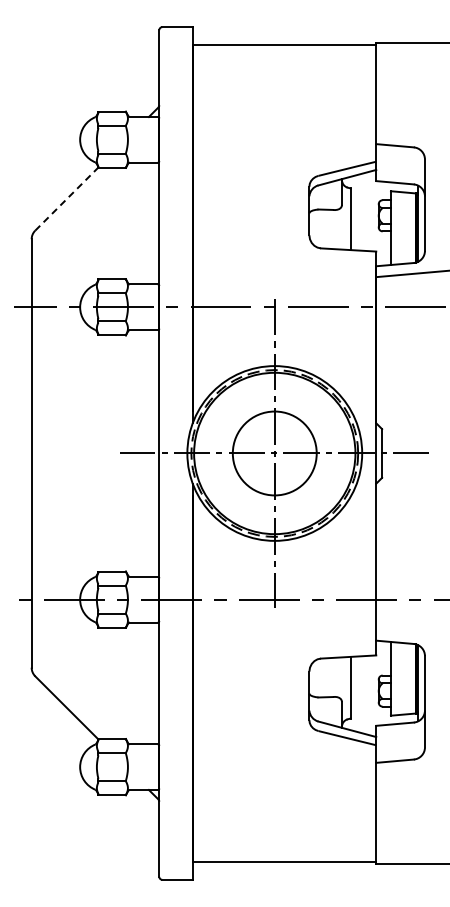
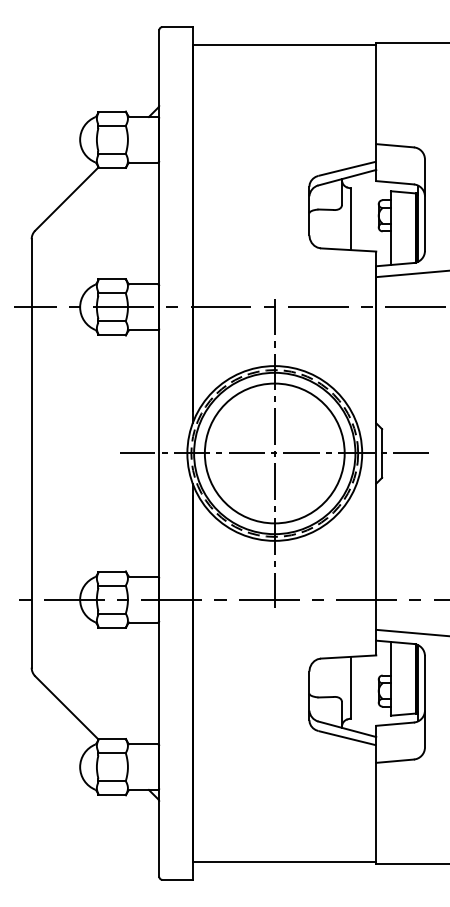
line: dashed -> solid (66, 199)
circle diameter: 84 px -> 140 px (274, 453)
line: none -> present (411, 632)
